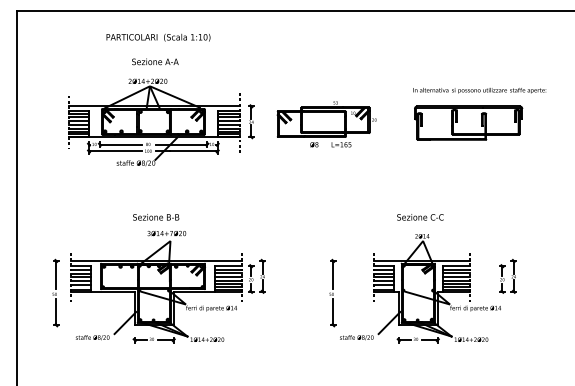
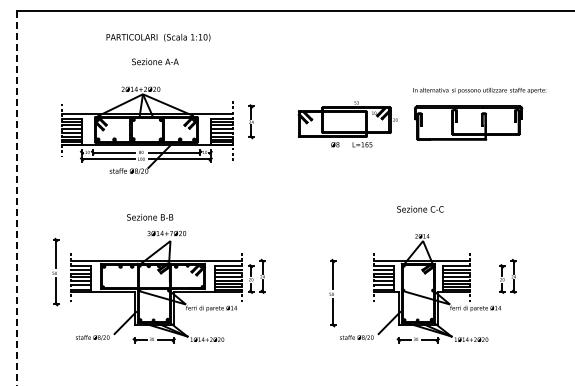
part position: (154, 122) -> (147, 130) (147, 130)
part position: (326, 124) -> (347, 124) (347, 124)
line: solid -> dashed (17, 198)
text position: (156, 217) -> (150, 217) (150, 217)
text position: (420, 217) -> (420, 209) (420, 209)
part position: (55, 292) -> (55, 271) (55, 271)
